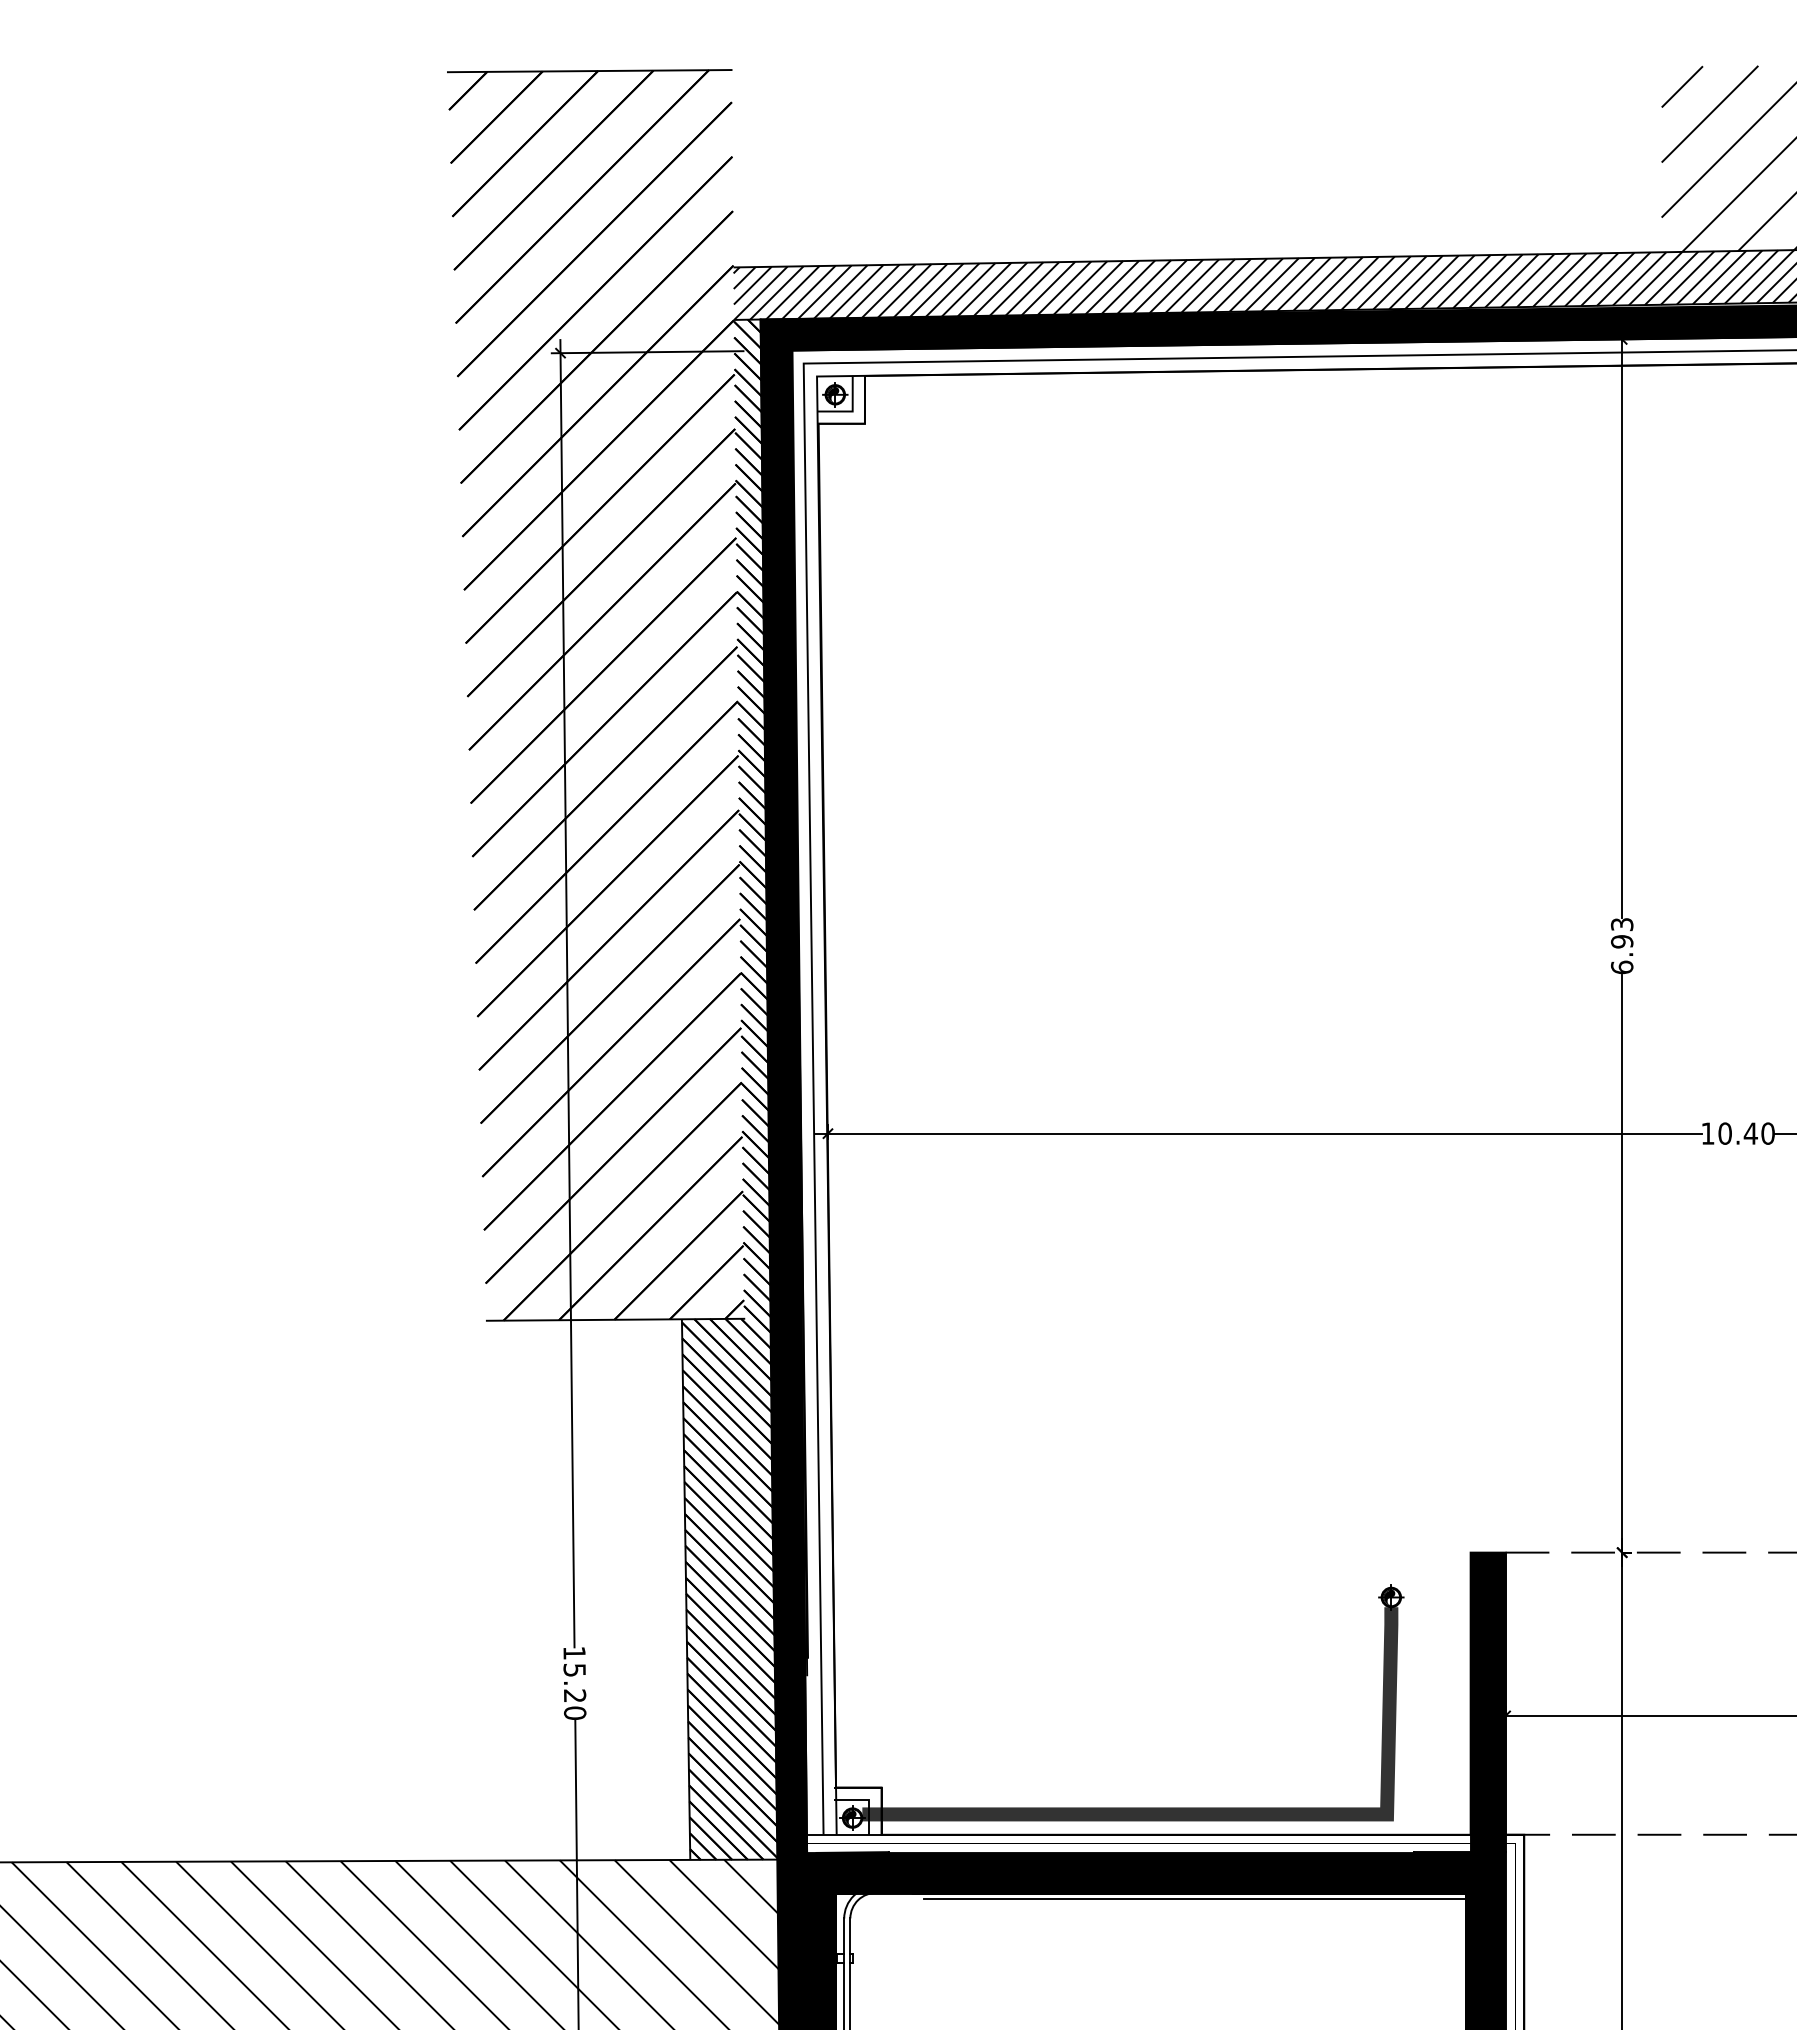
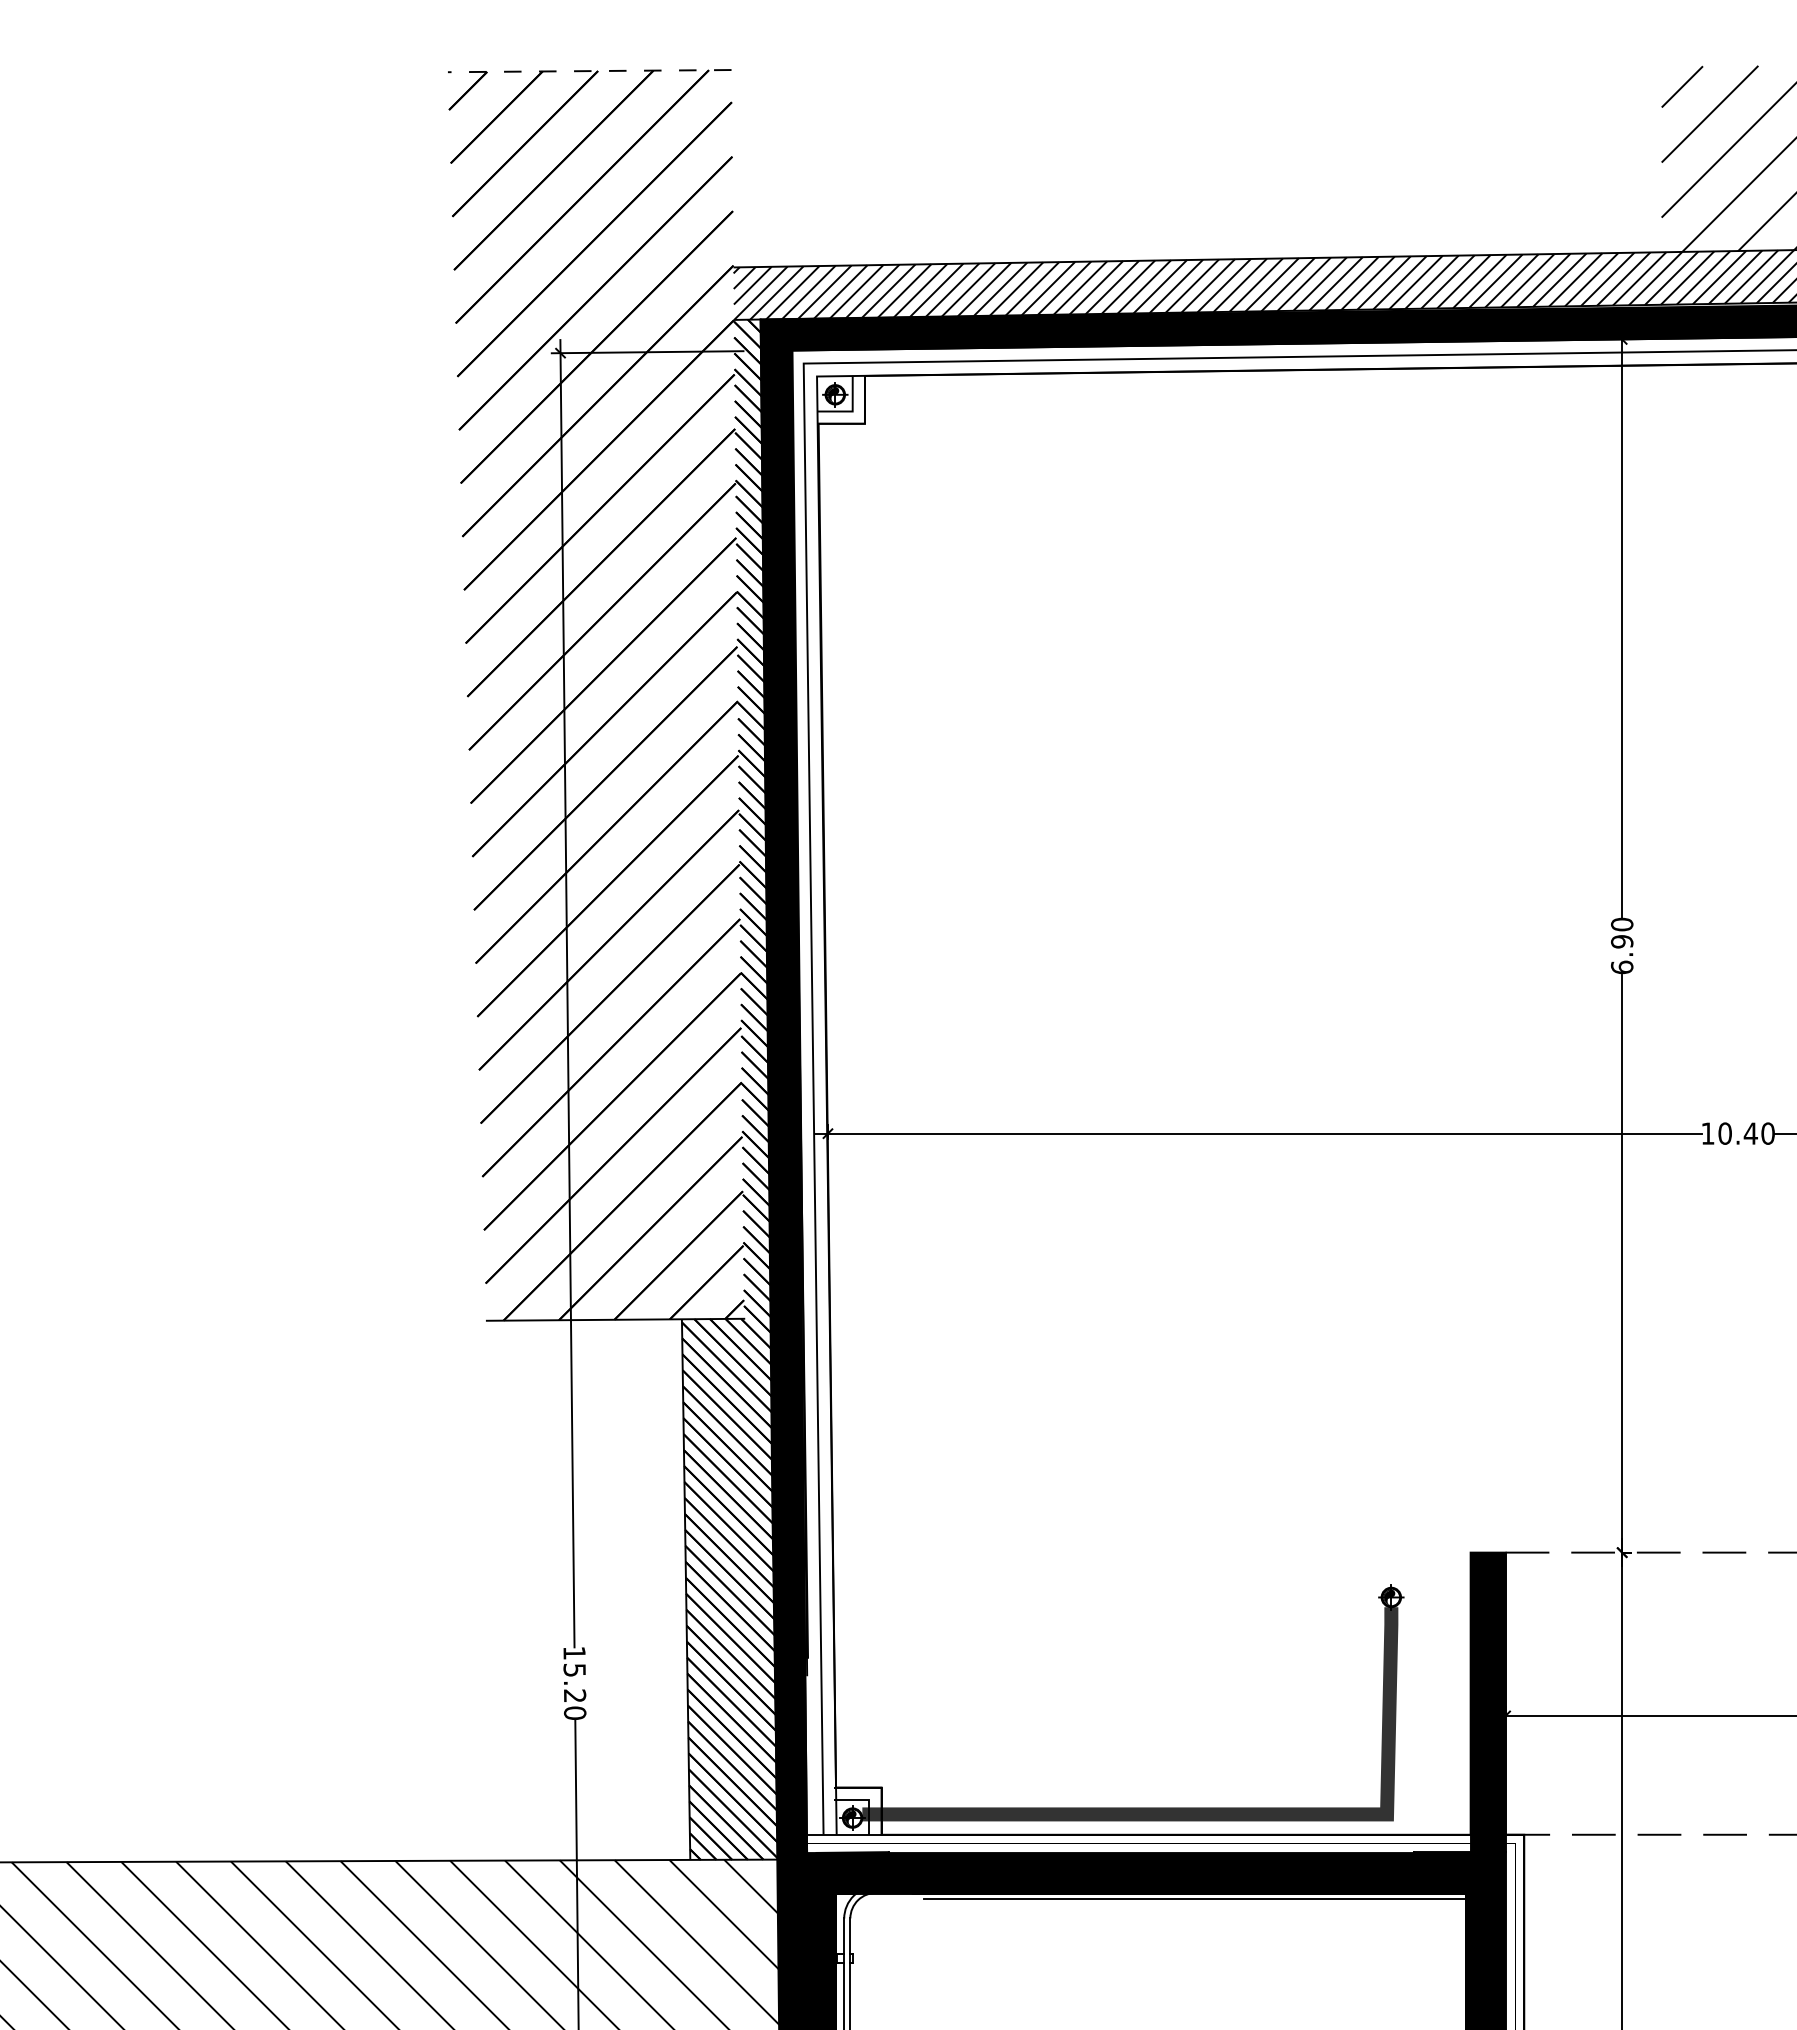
line: solid -> dashed (589, 71)
text: 6.93 -> 6.90 (1622, 924)
